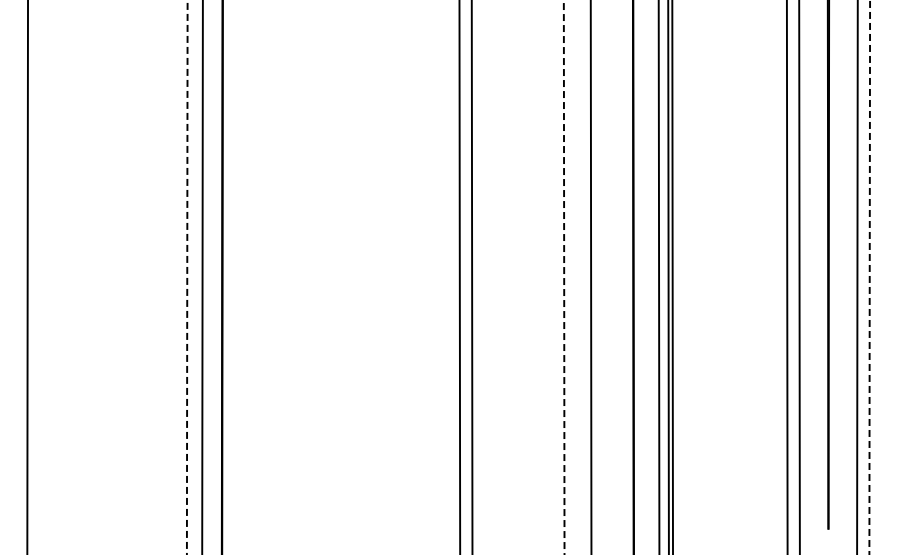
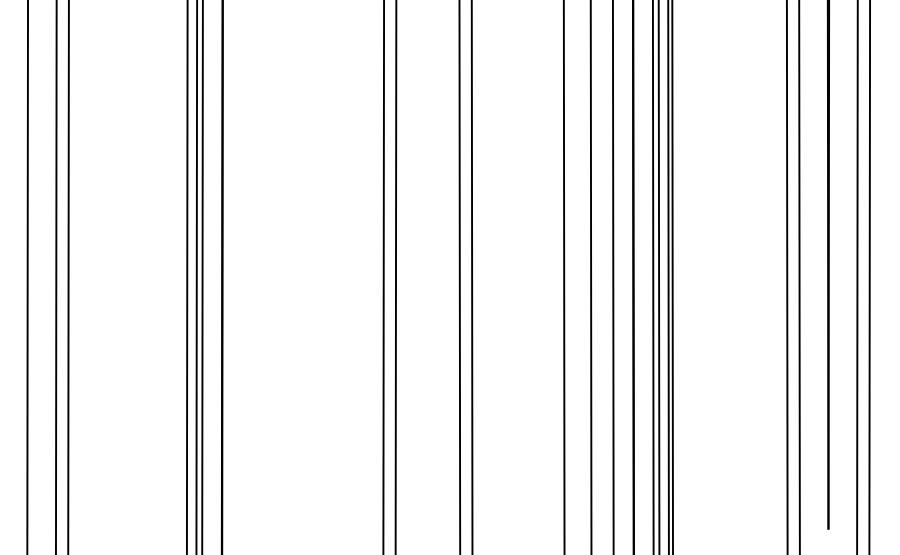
line: none -> present (55, 276)
line: none -> present (68, 276)
line: dashed -> solid (187, 276)
line: none -> present (196, 276)
line: none -> present (383, 276)
line: none -> present (395, 276)
line: none -> present (612, 276)
line: none -> present (652, 276)
line: dashed -> solid (564, 277)
line: dashed -> solid (869, 277)
